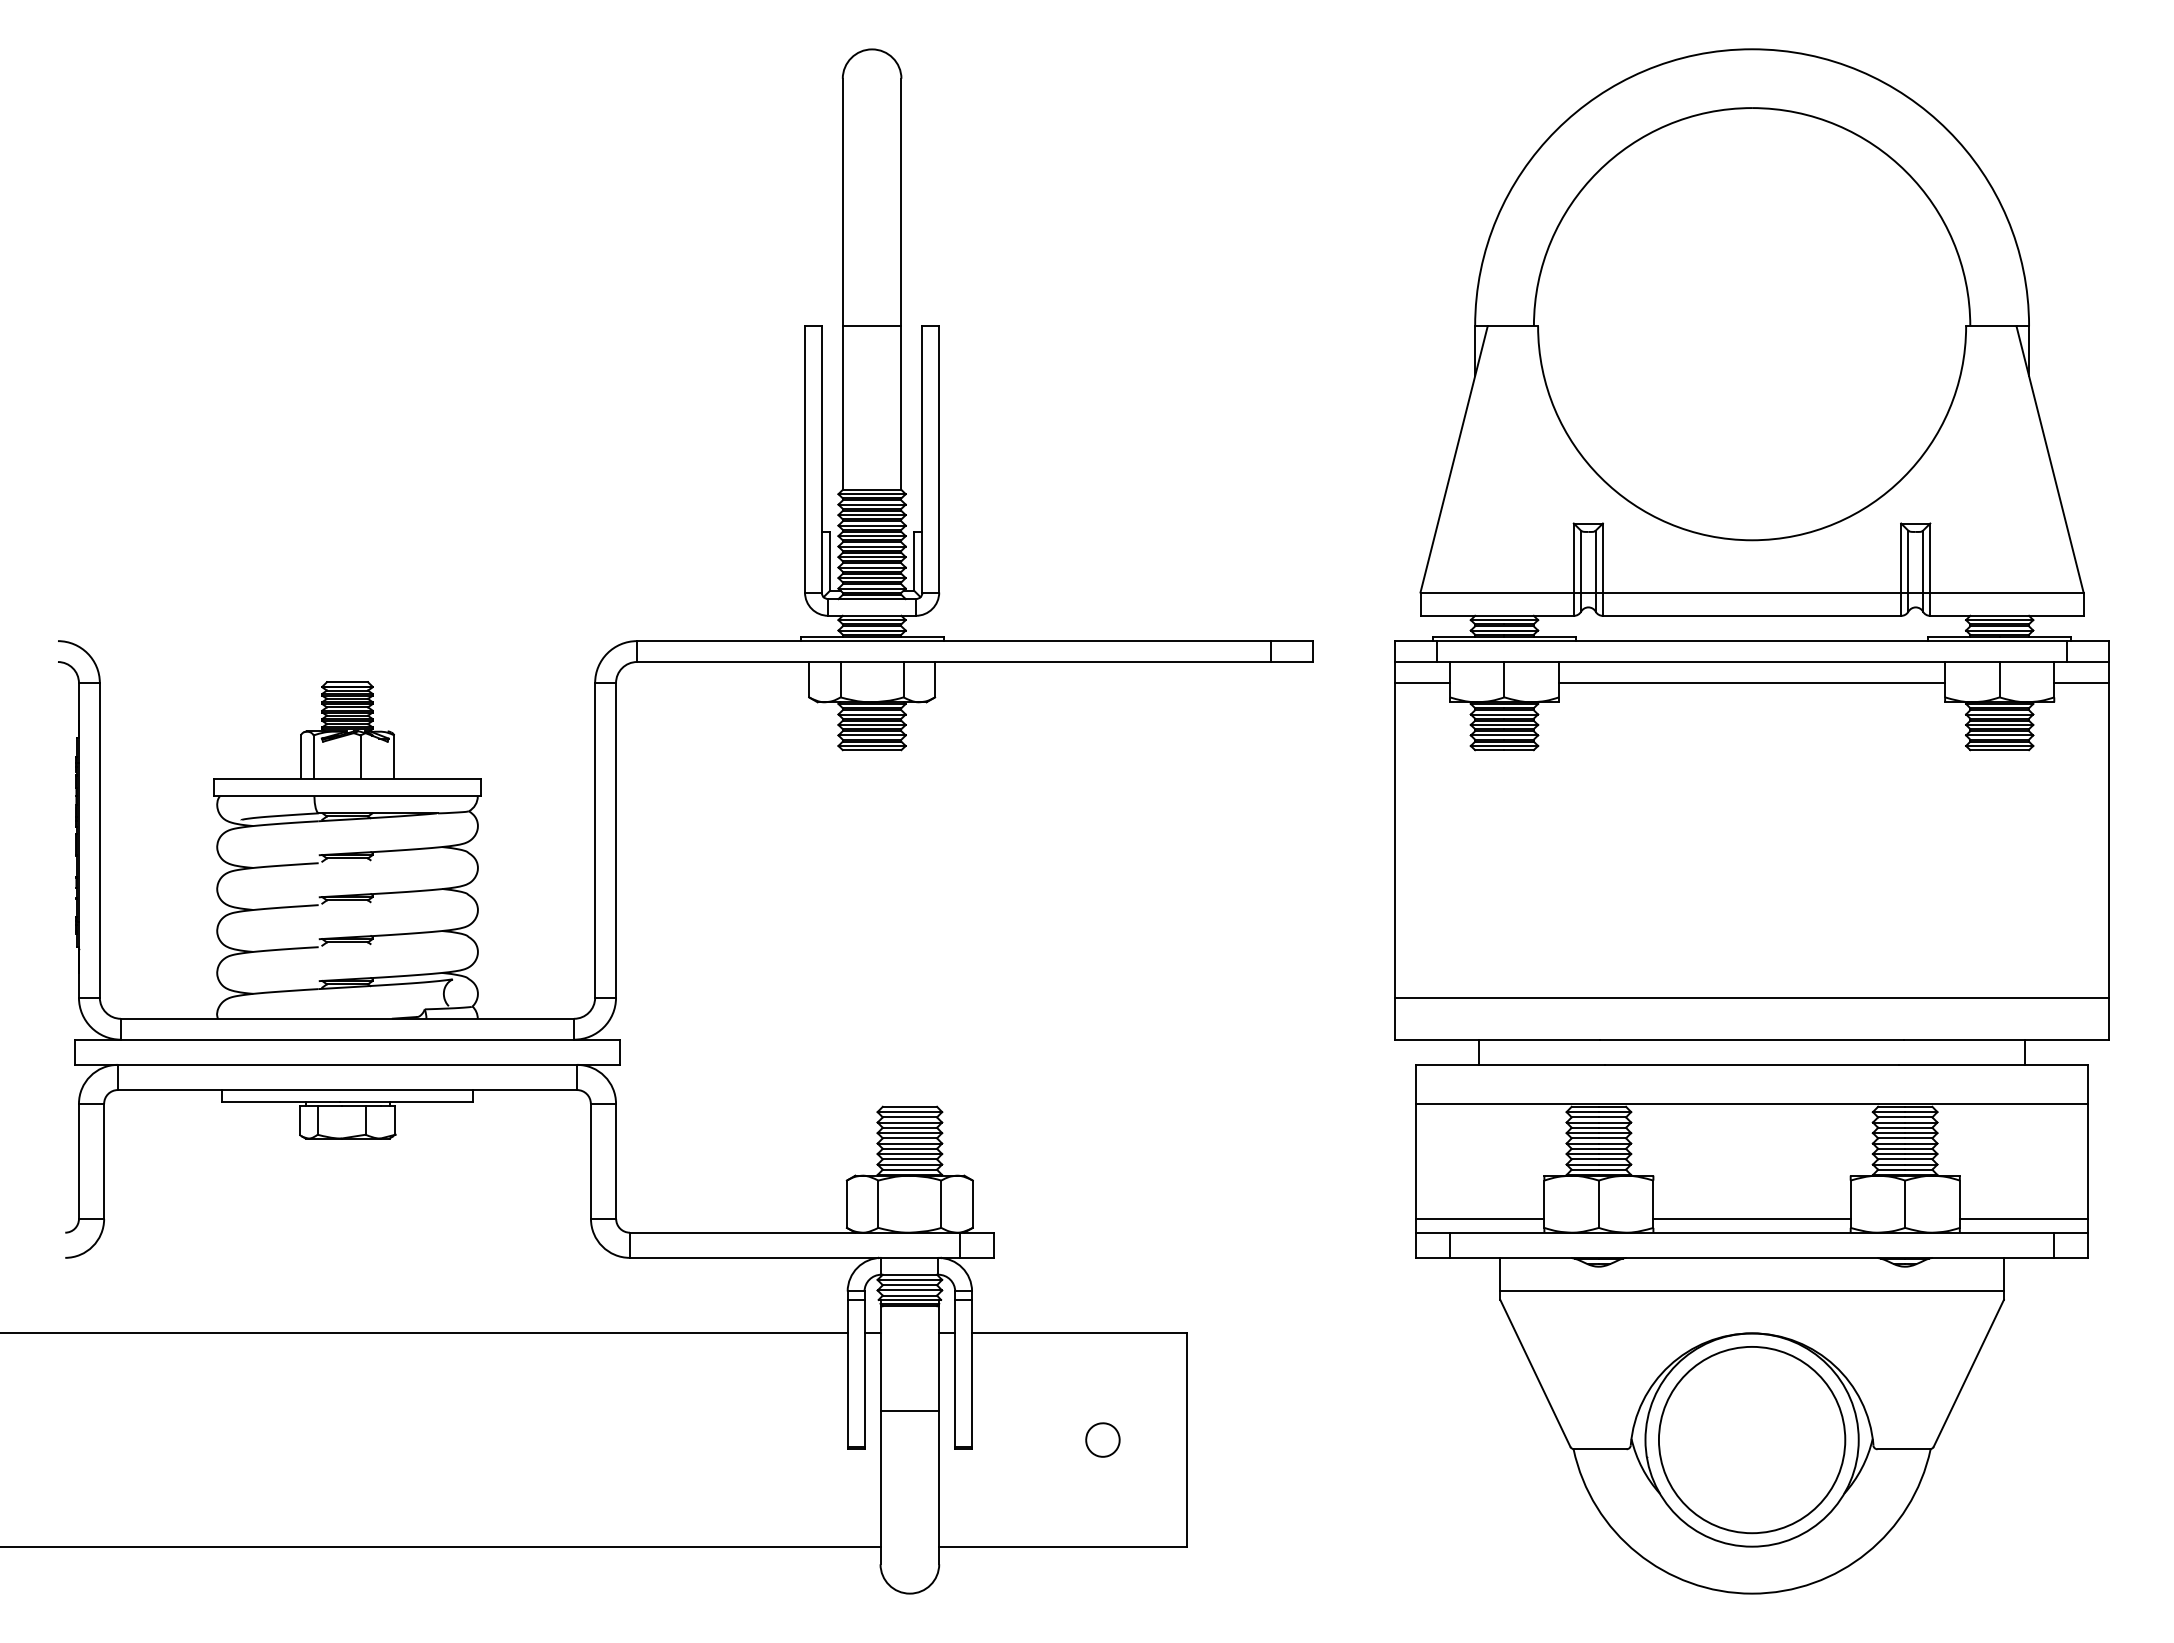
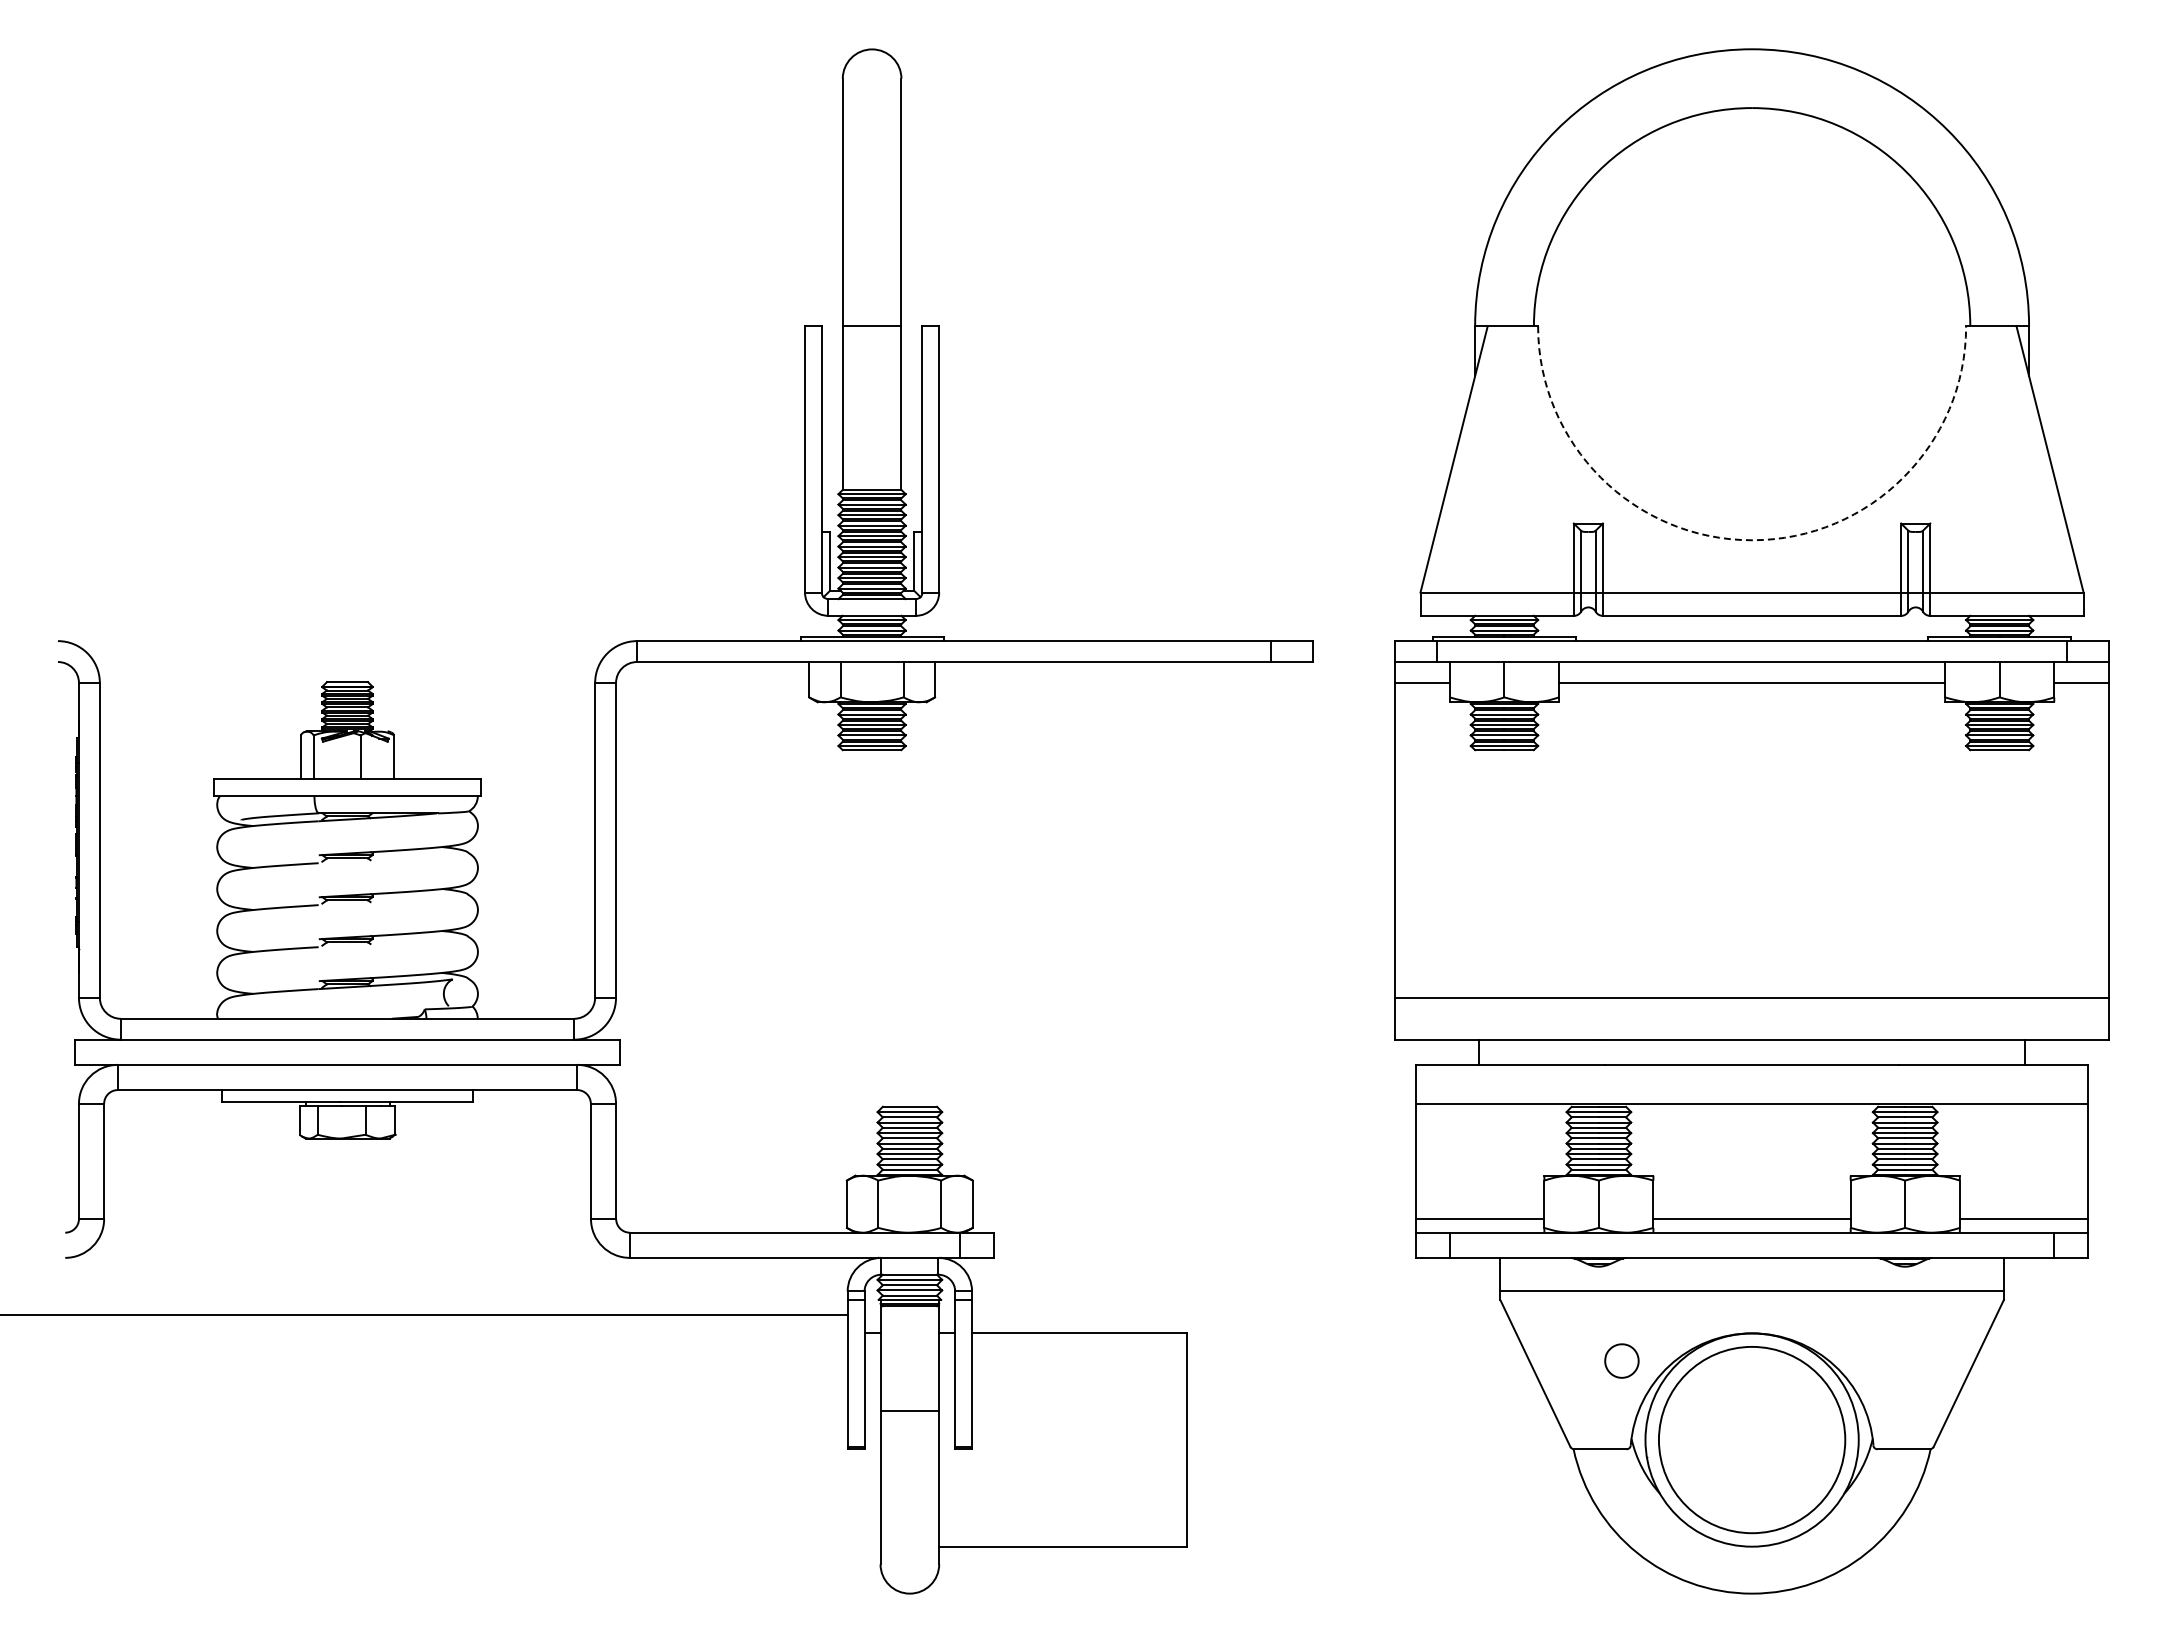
arc: solid -> dashed (1752, 540)
line position: (424, 1333) -> (424, 1315) (424, 1315)
part position: (1102, 1439) -> (1621, 1360) (1621, 1360)
line: present -> none (441, 1546)
